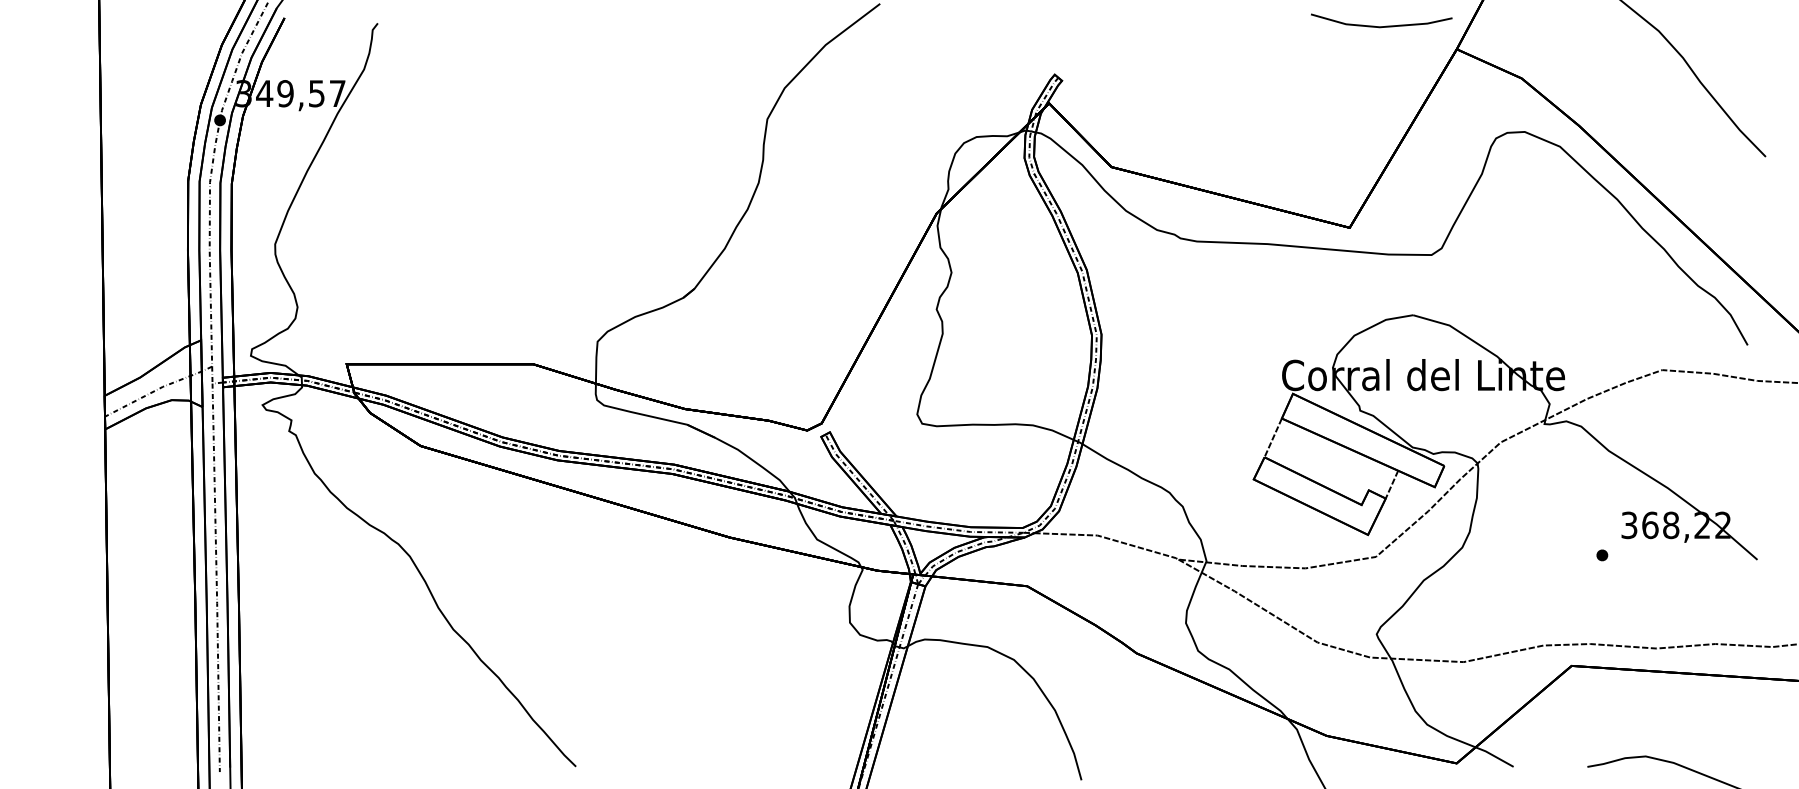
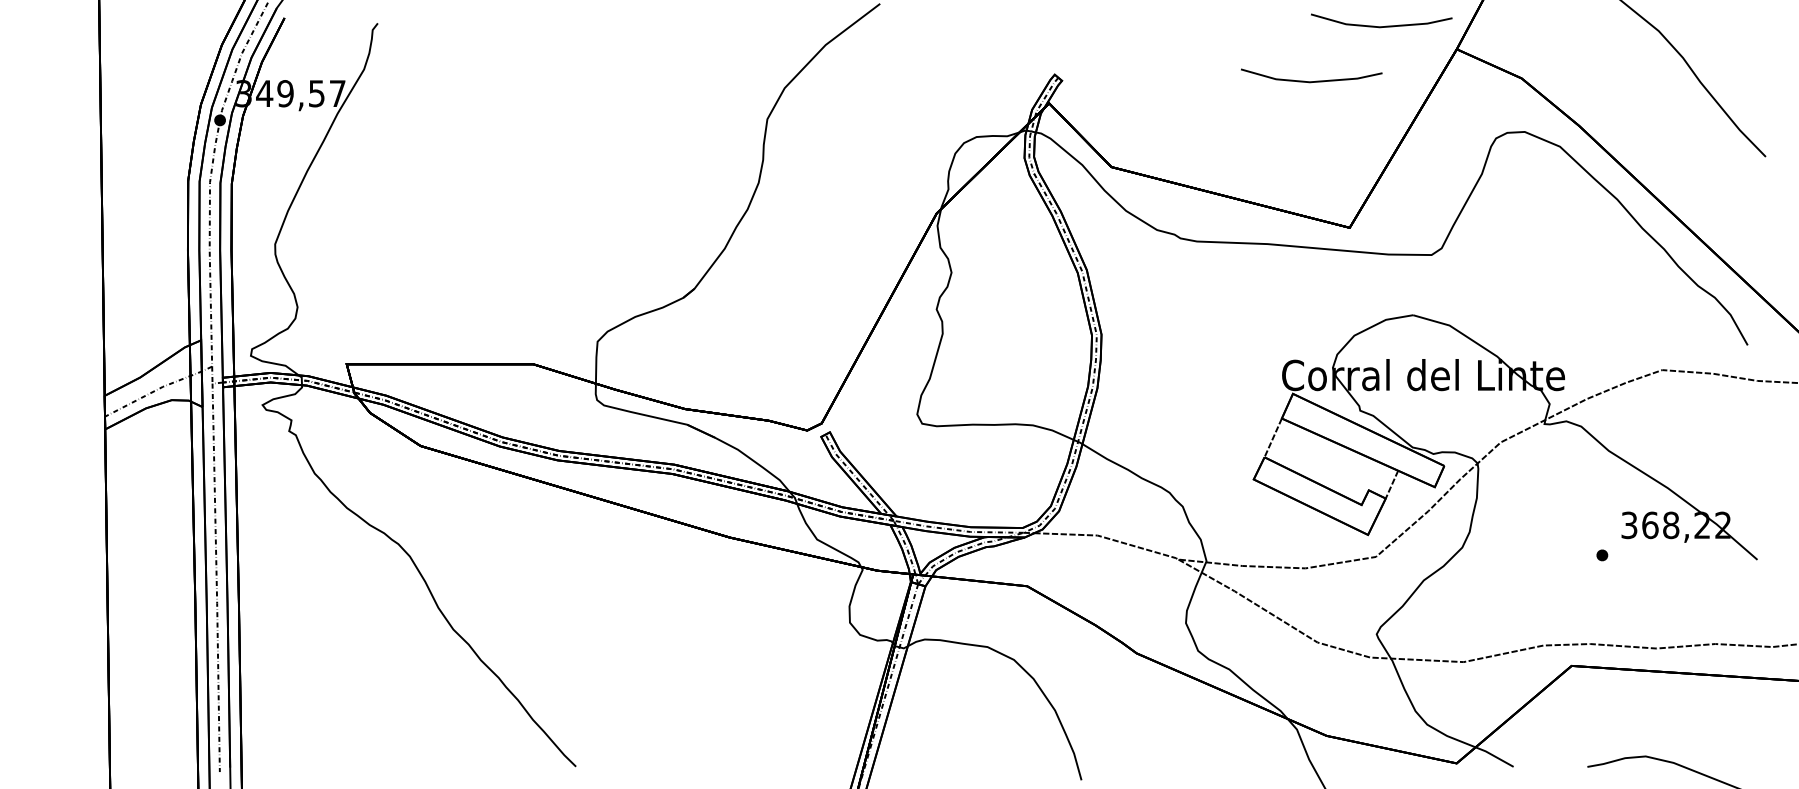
line: none -> present (1311, 81)
